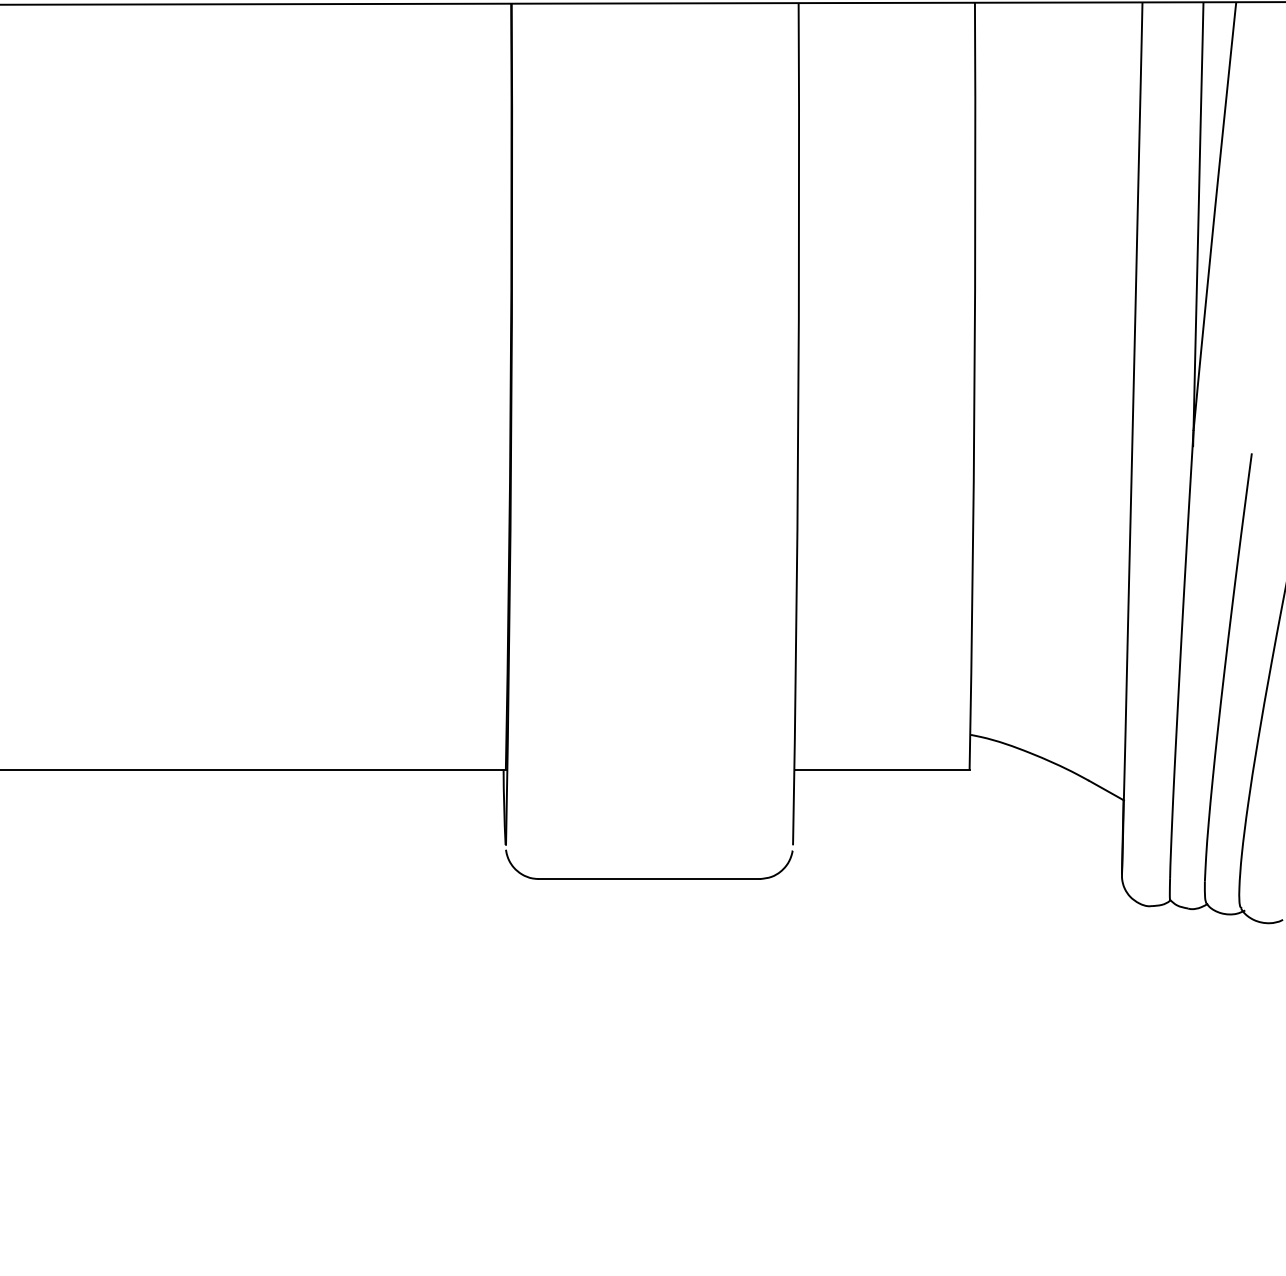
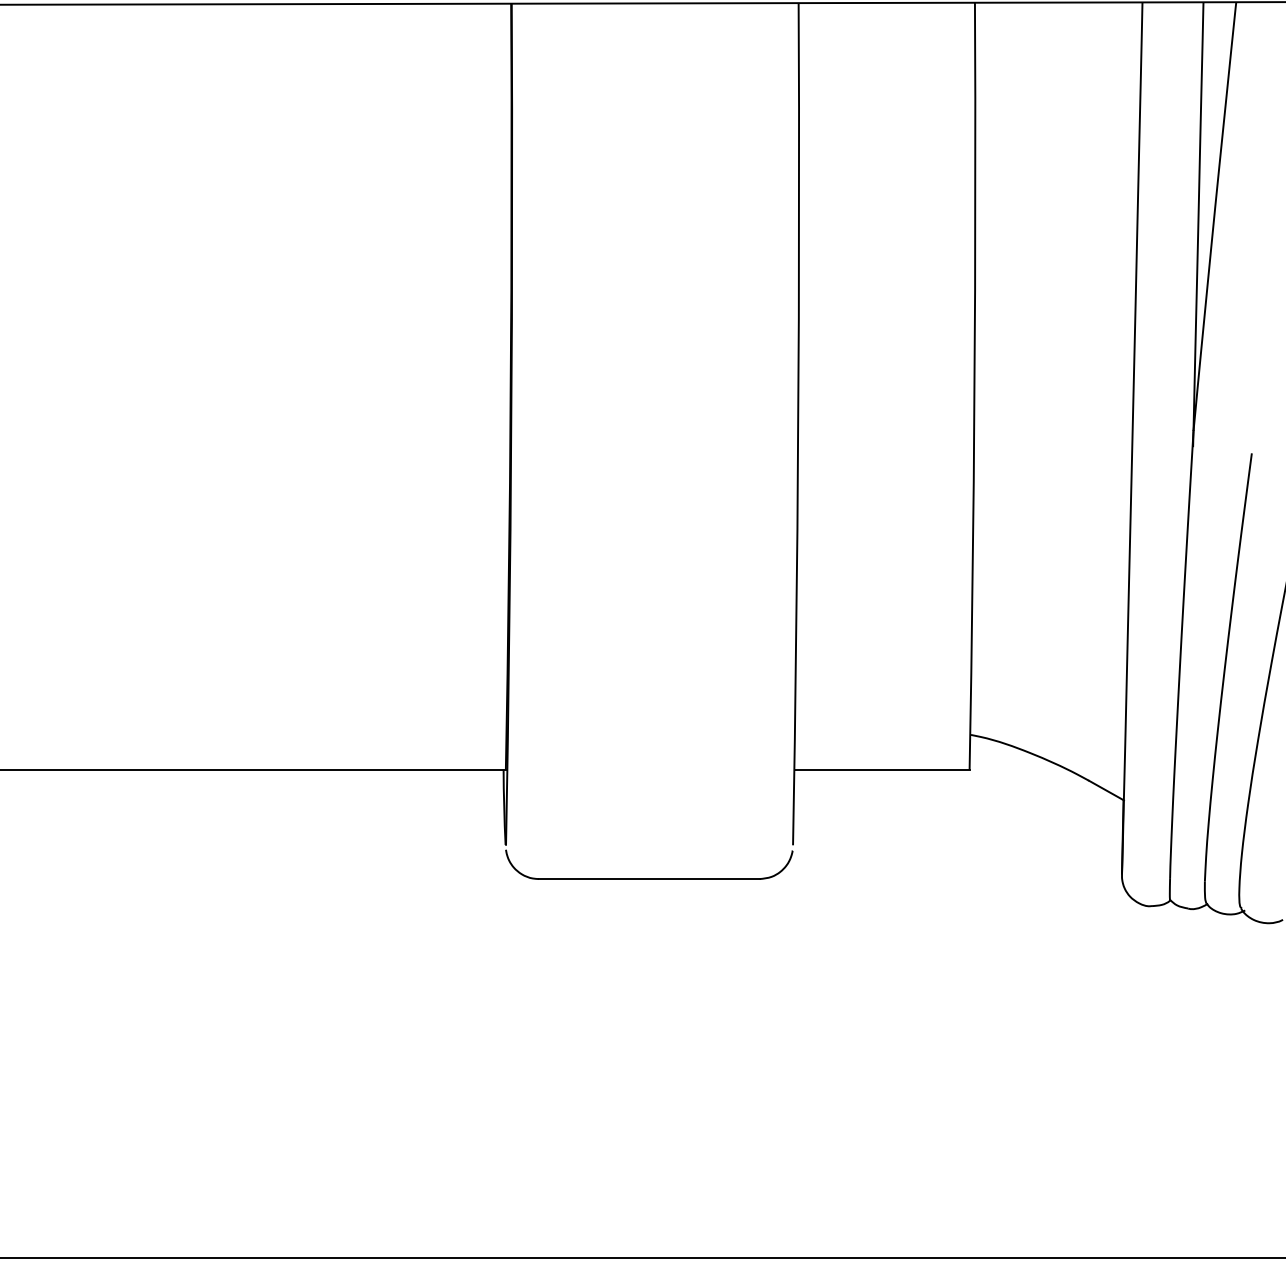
line: none -> present (642, 1257)
